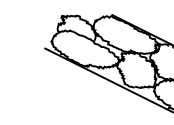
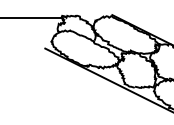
line: none -> present (32, 18)
